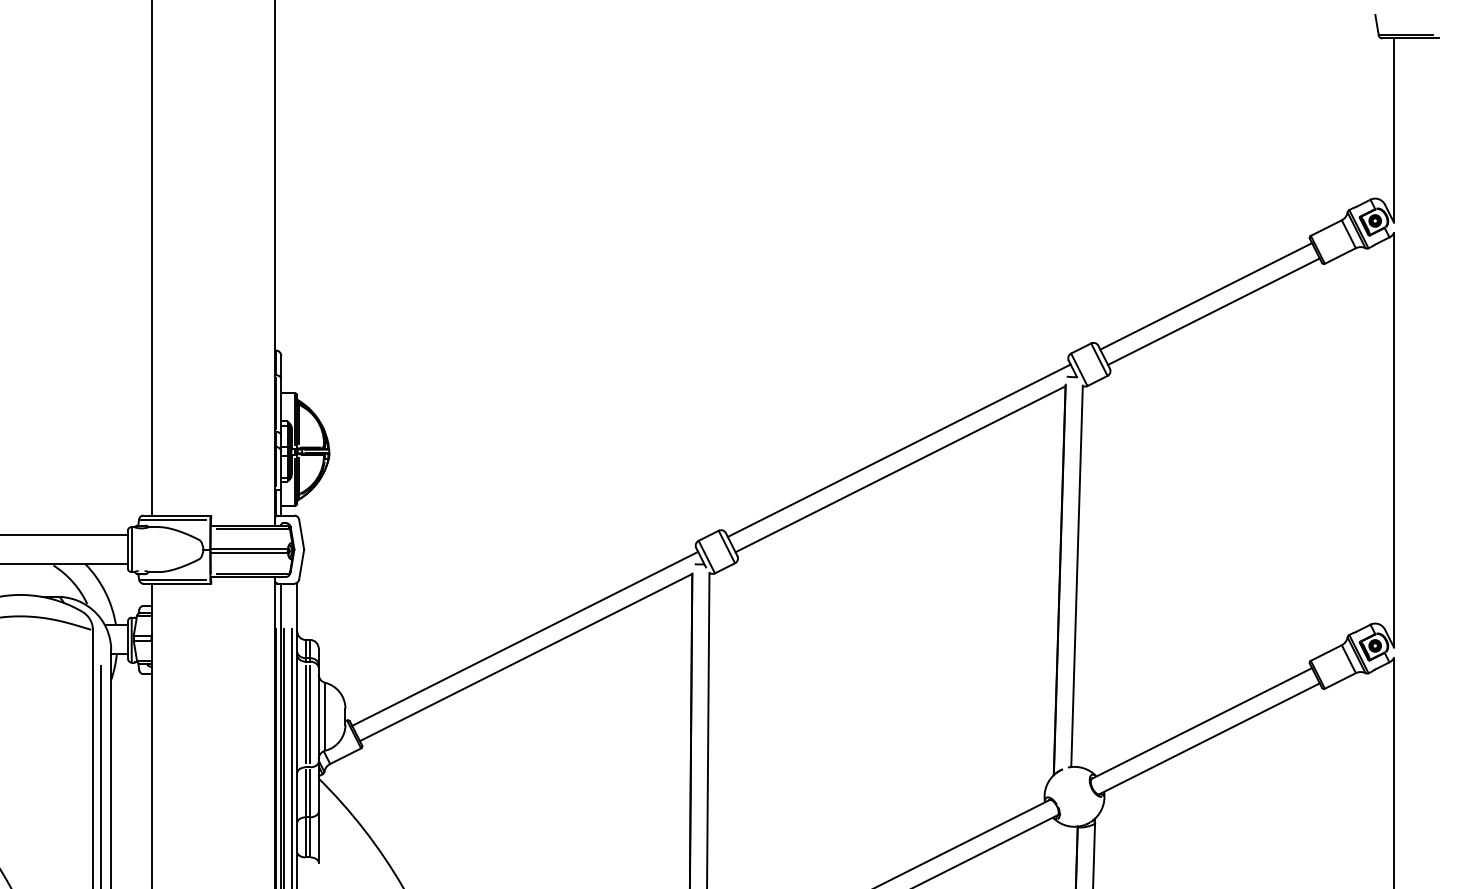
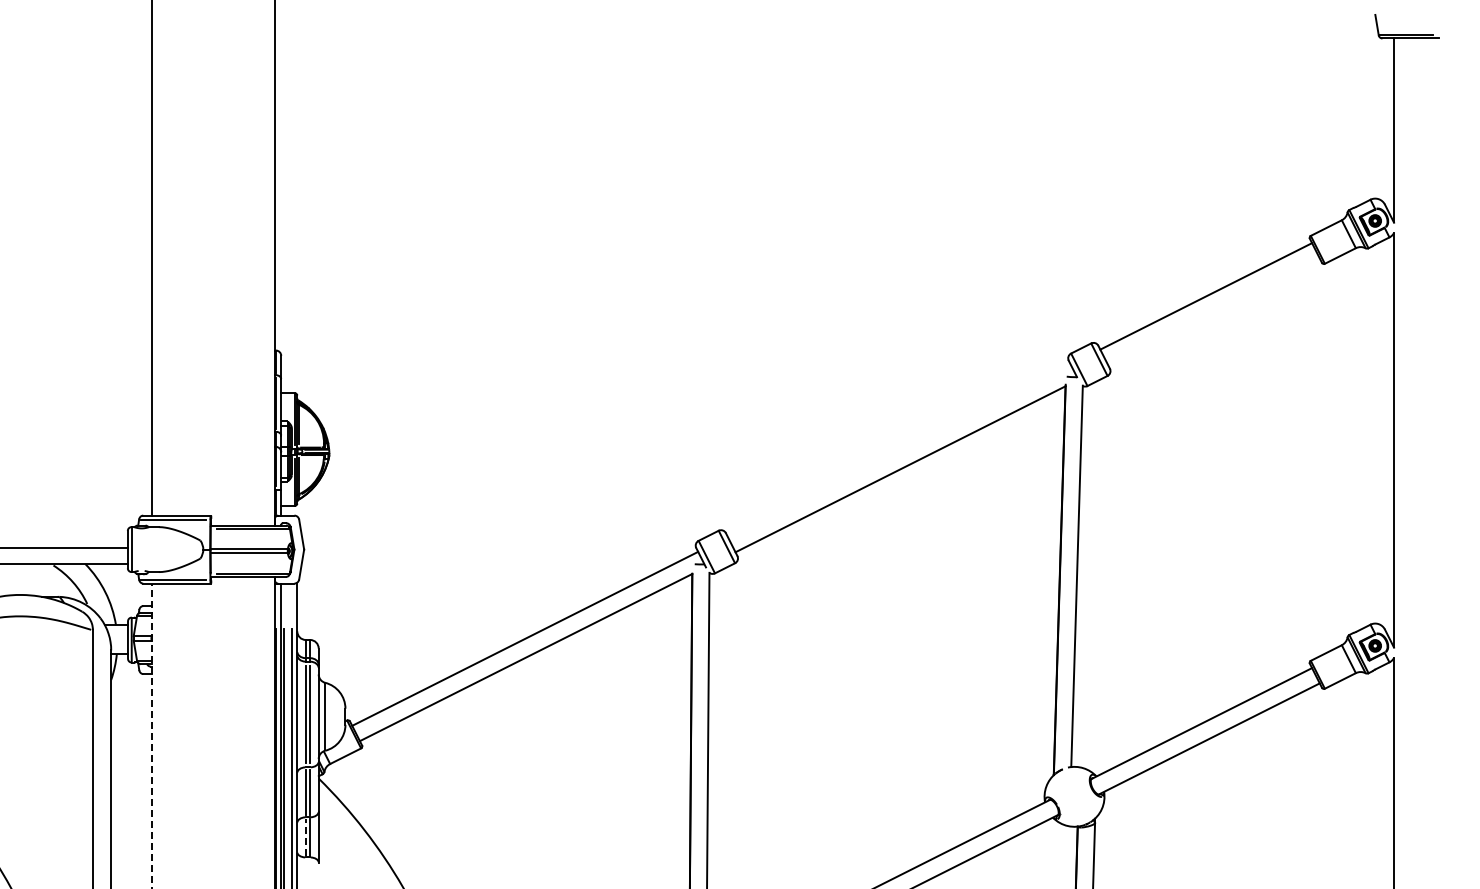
line: present -> none (1213, 311)
line: present -> none (898, 450)
line position: (64, 535) -> (64, 548) (64, 548)
line: solid -> dashed (152, 735)
line: present -> none (100, 775)
line: solid -> dashed (305, 836)
